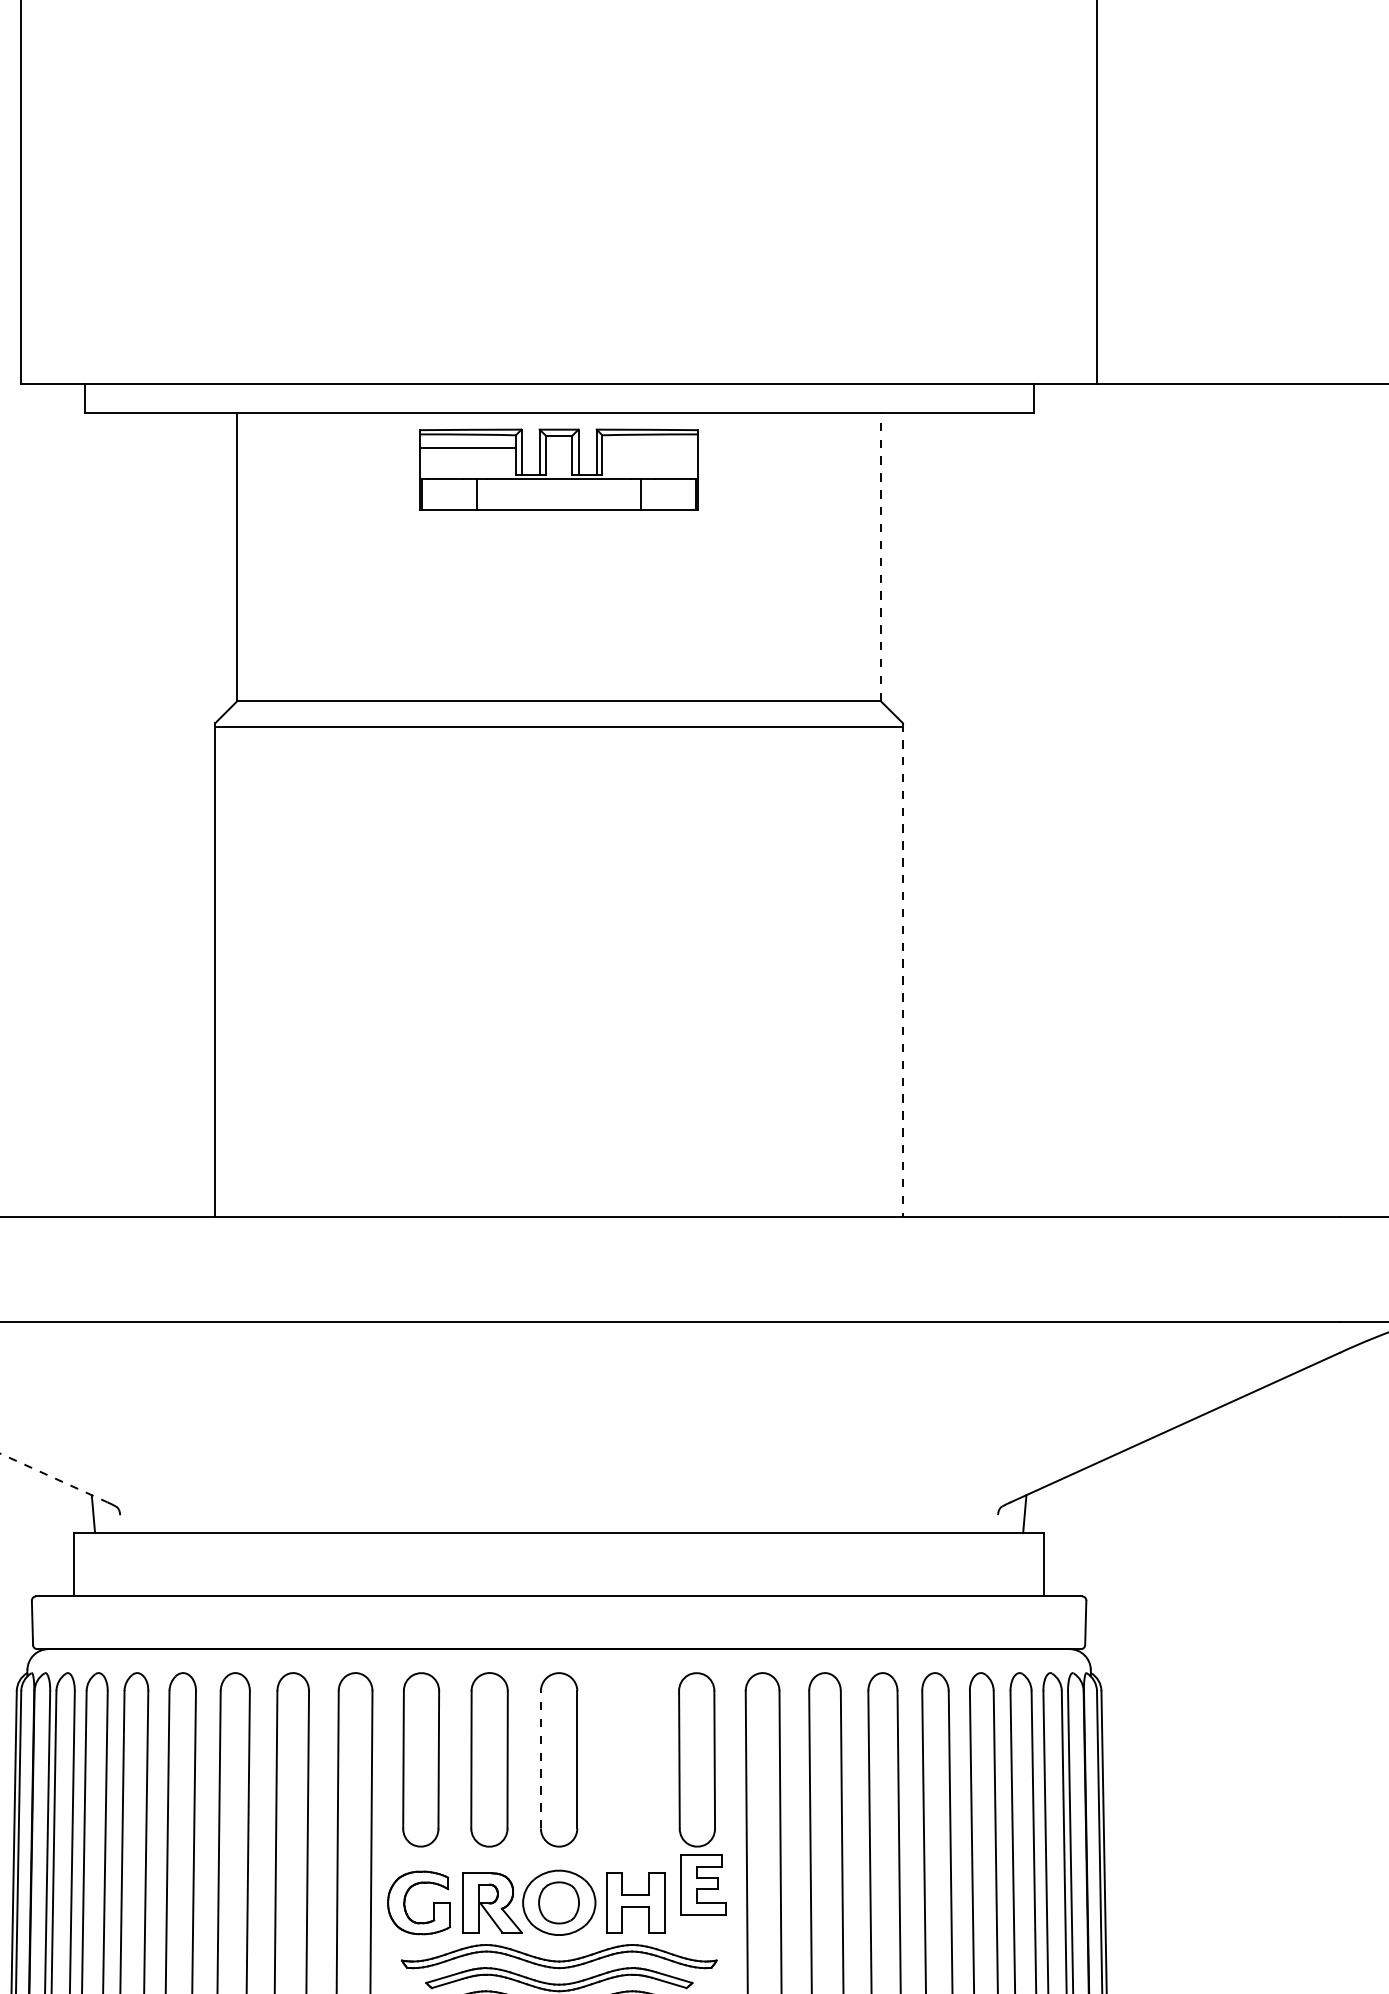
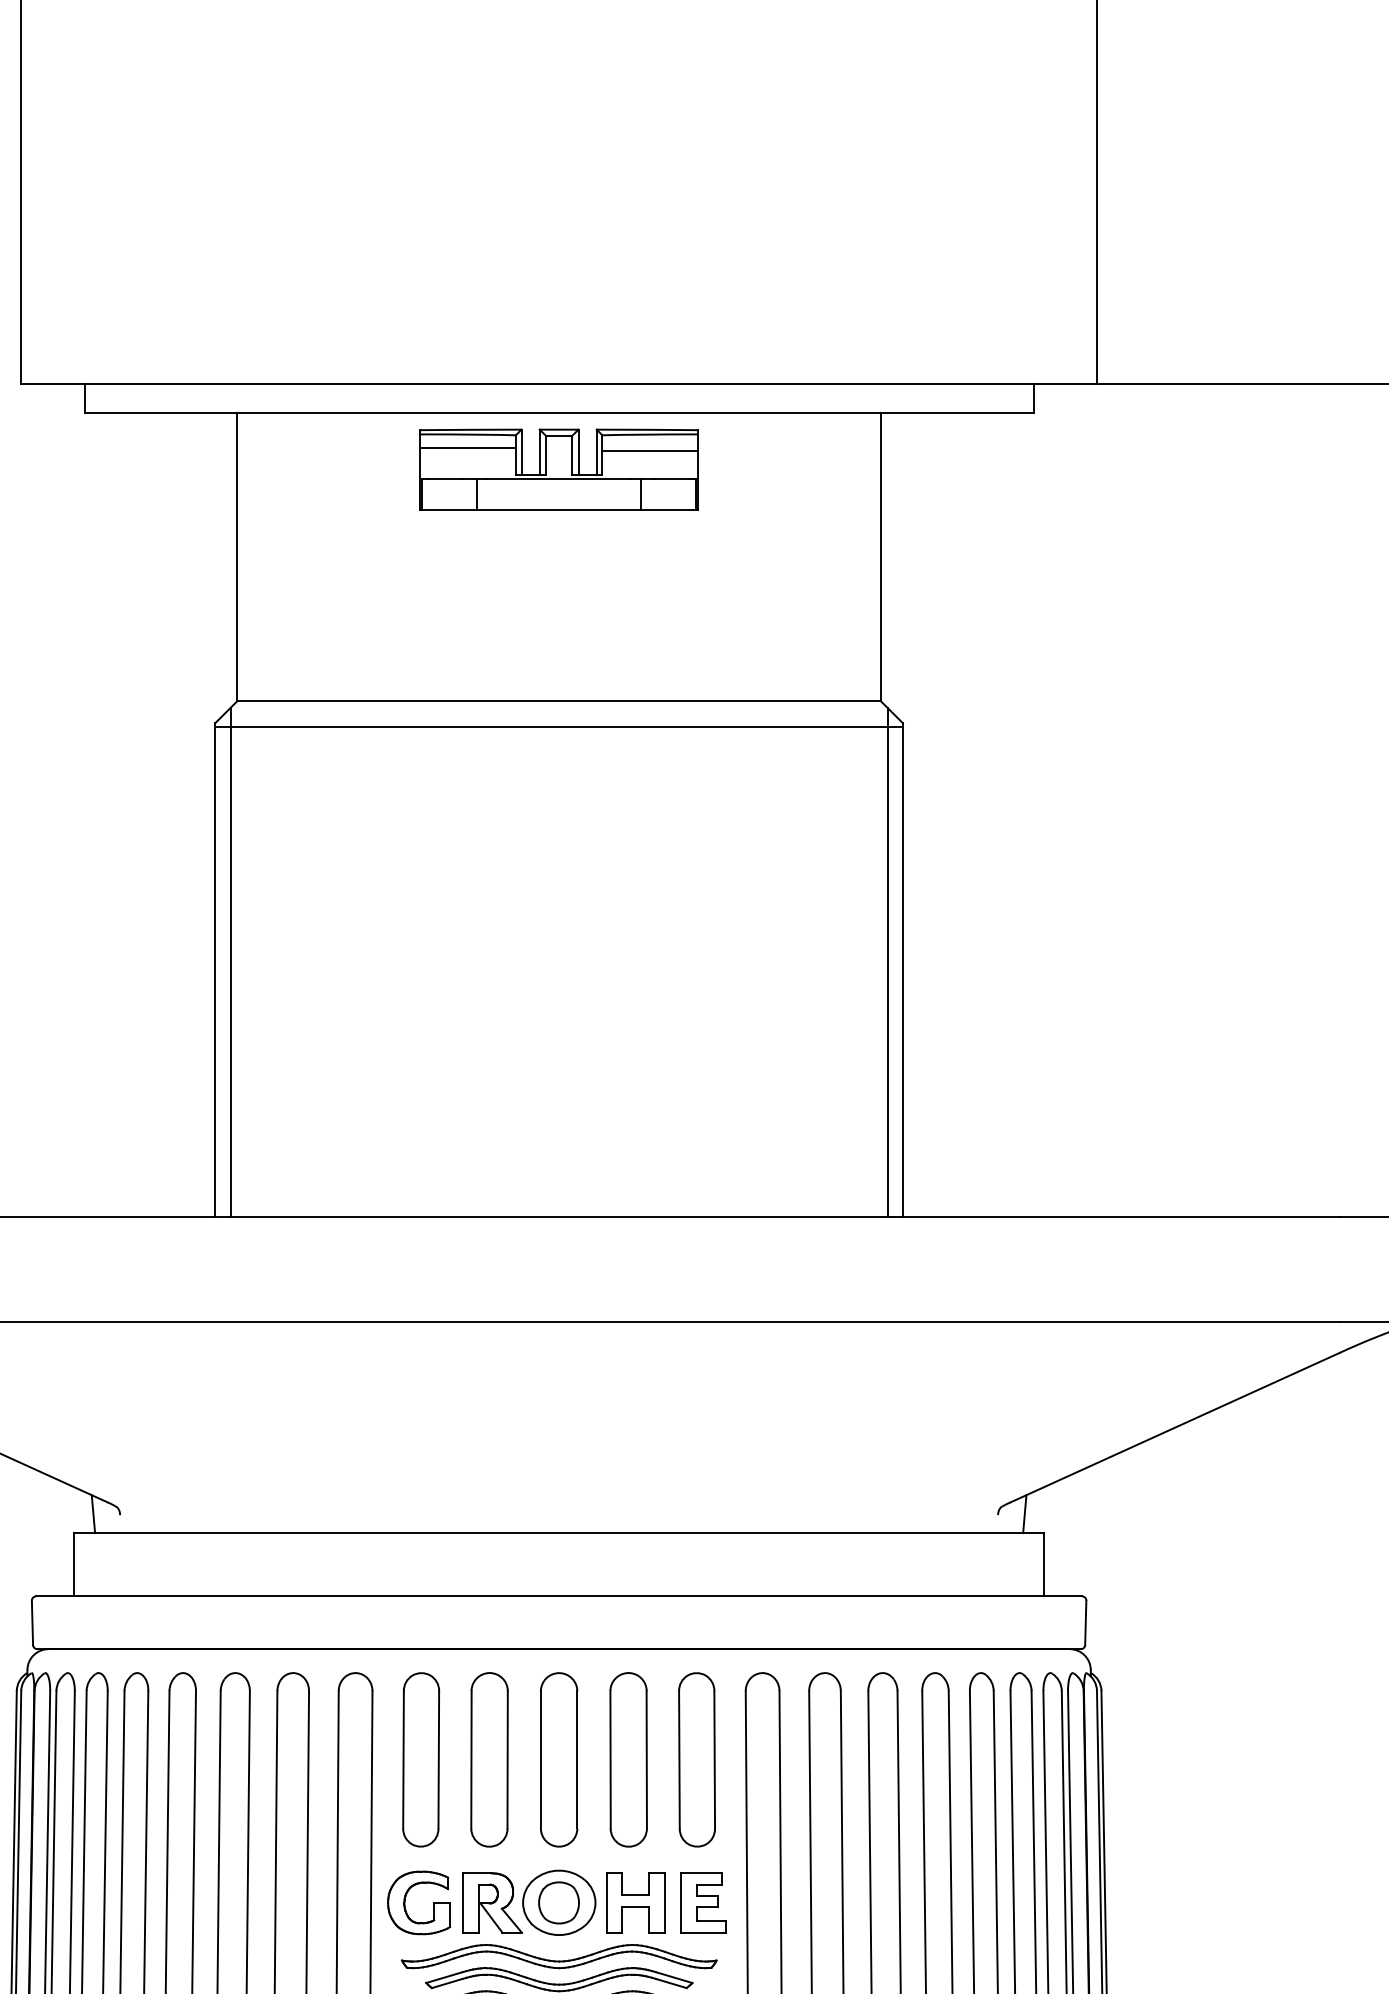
line: none -> present (650, 451)
line: dashed -> solid (880, 557)
line: none -> present (230, 962)
line: none -> present (887, 962)
line: dashed -> solid (902, 969)
line: dashed -> solid (53, 1477)
line: dashed -> solid (540, 1759)
part: none -> present (628, 1759)
part position: (703, 1884) -> (703, 1902) (703, 1902)
